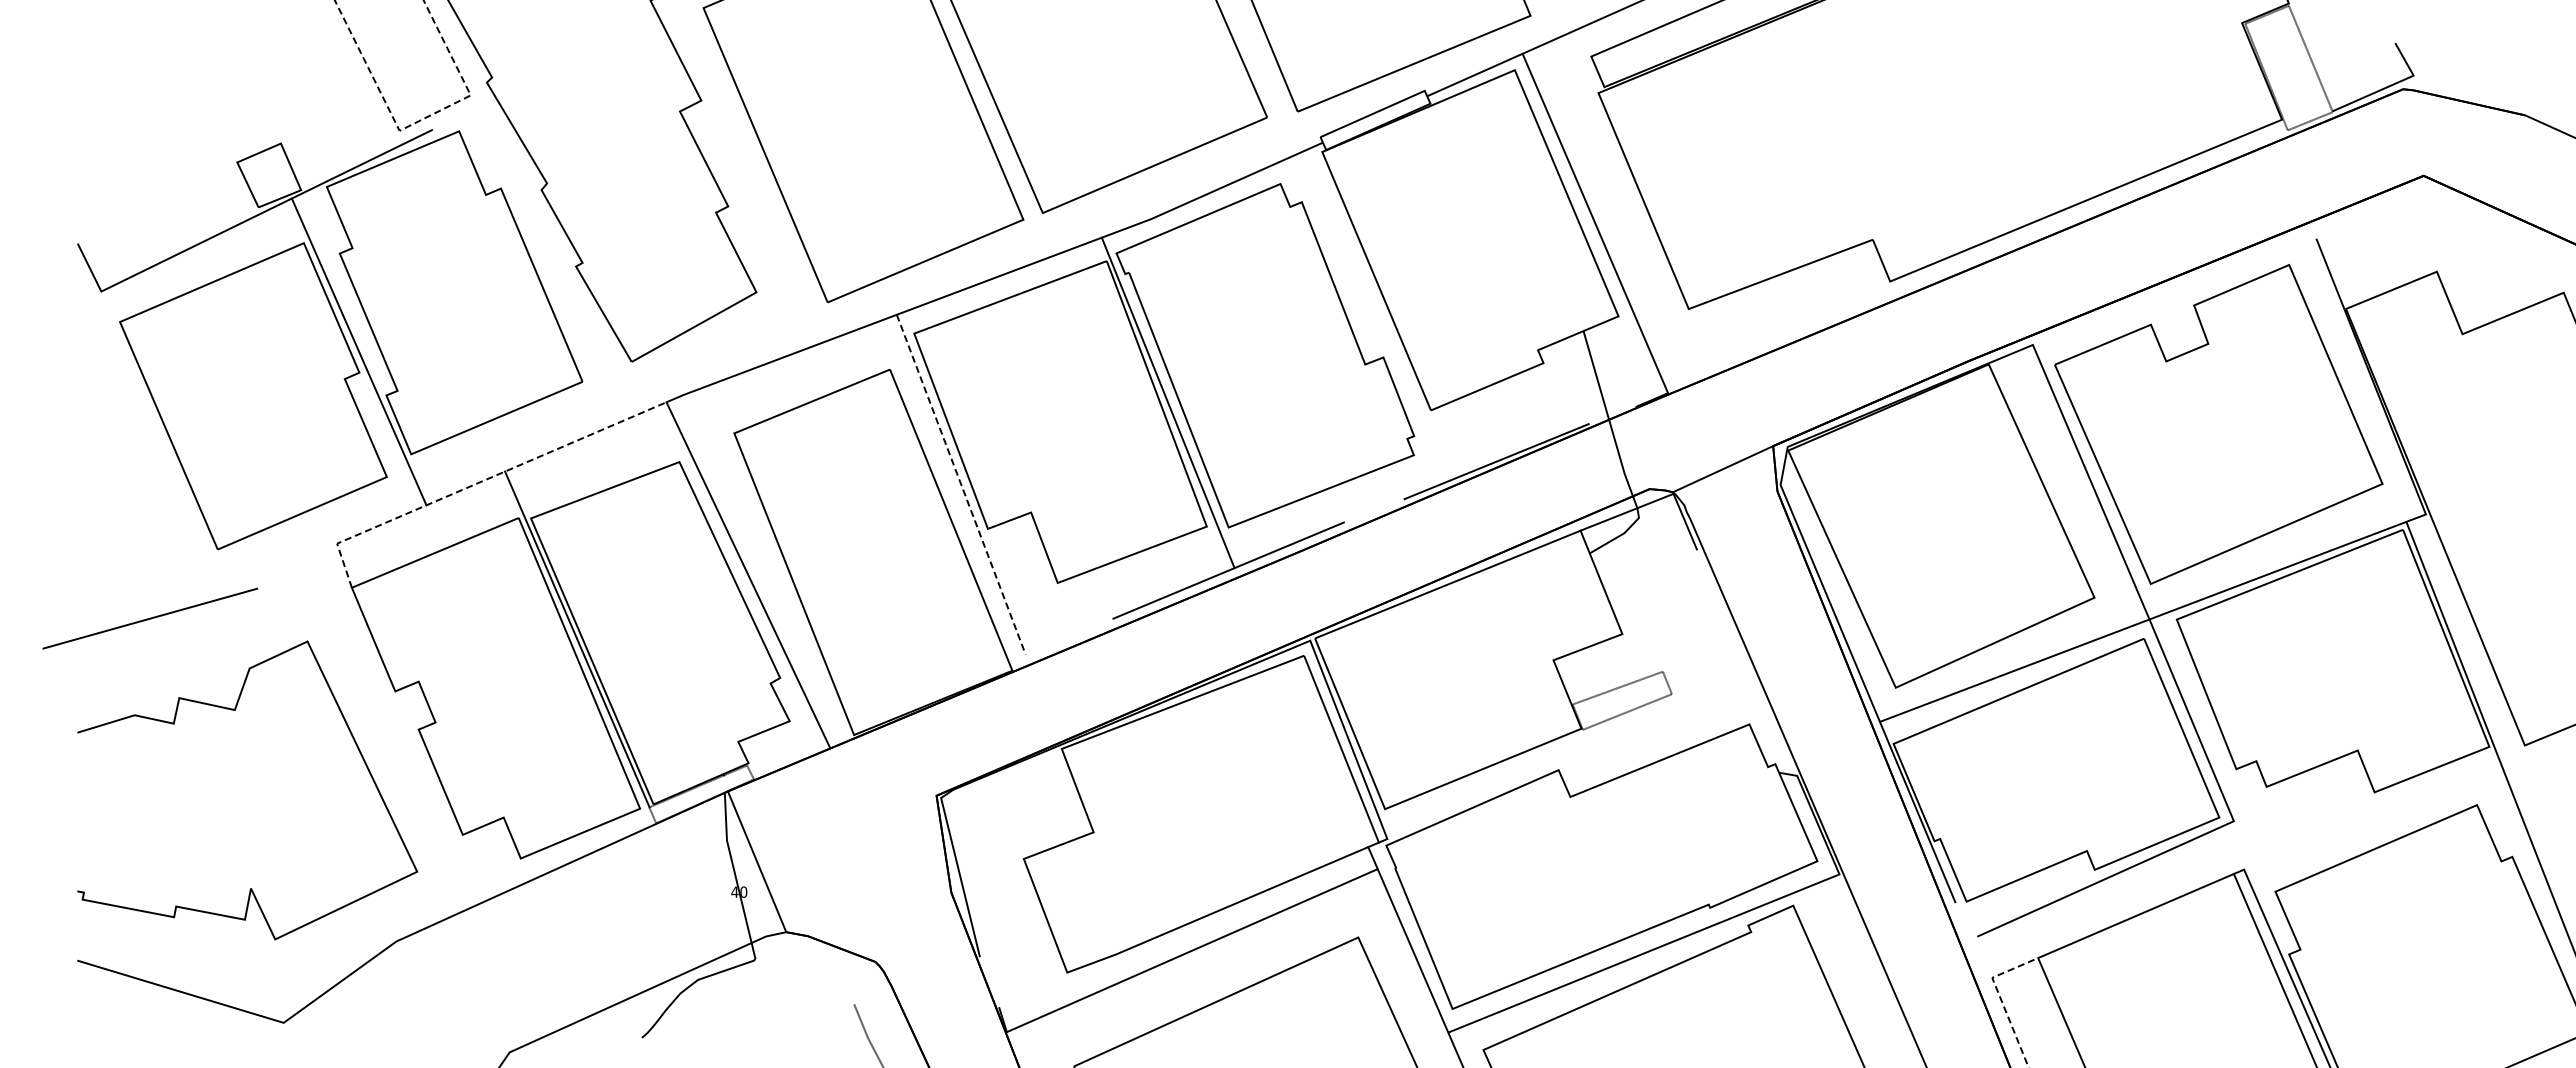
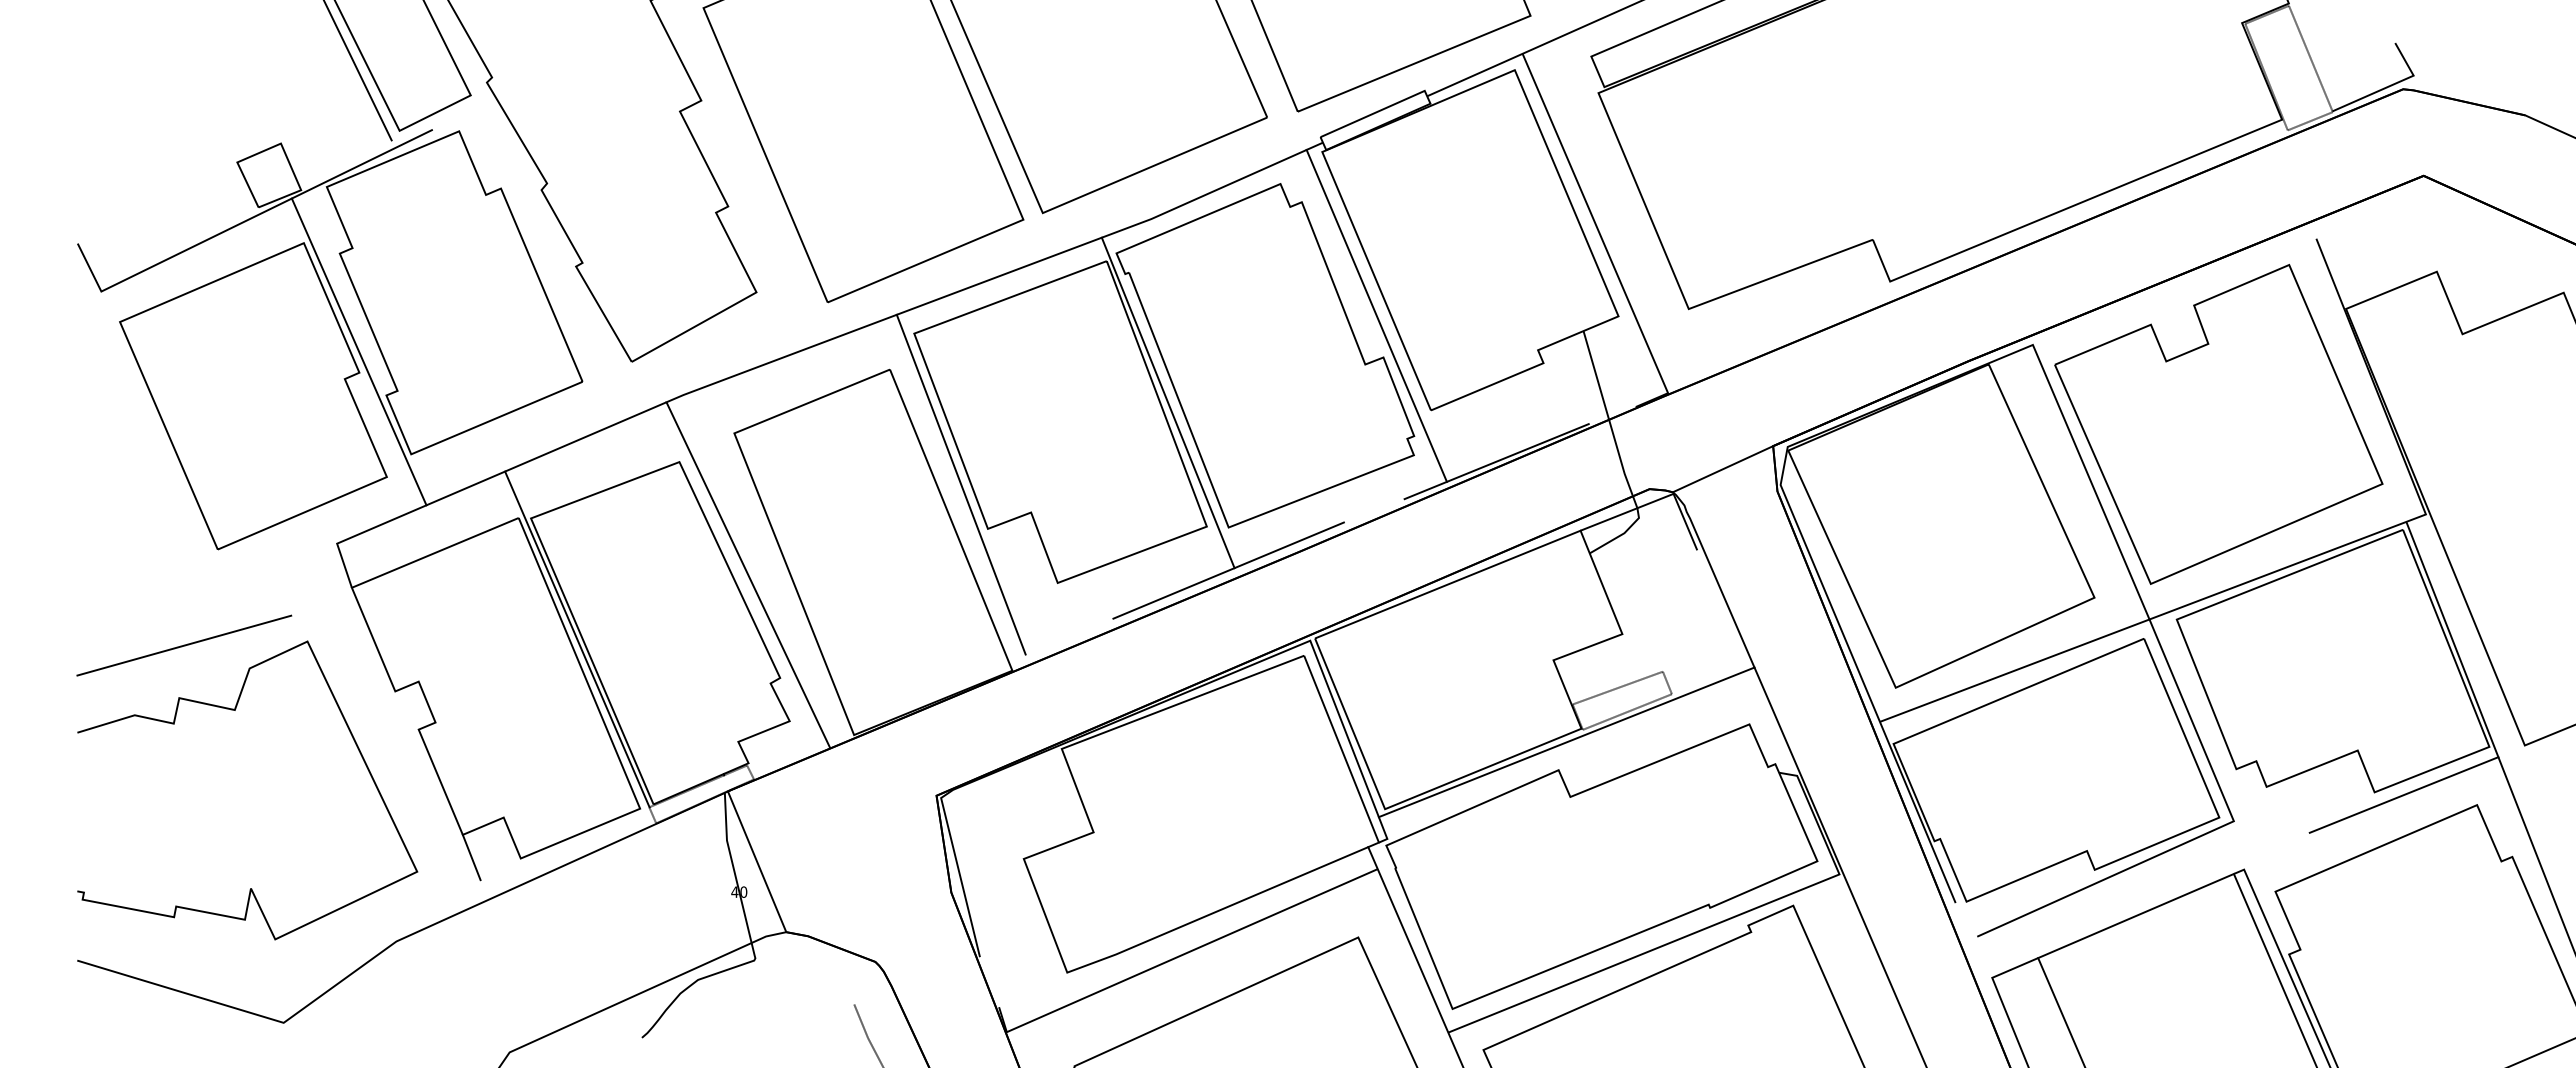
line: none -> present (357, 71)
line: dashed -> solid (417, 121)
line: none -> present (1376, 315)
line: dashed -> solid (480, 482)
line: dashed -> solid (961, 484)
line position: (150, 618) -> (184, 645) (184, 645)
line: none -> present (1566, 742)
line: none -> present (2403, 794)
line: none -> present (471, 857)
line: dashed -> solid (2000, 999)
